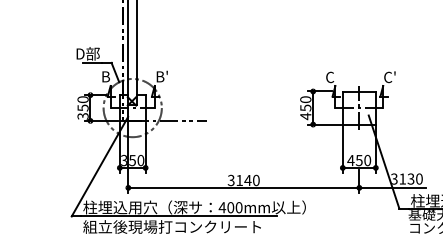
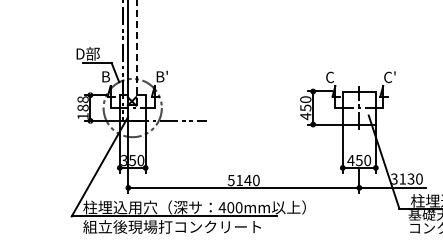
line: solid -> dashed (137, 52)
text: 350 -> 188 (82, 107)
text: 3140 -> 5140 (231, 179)
